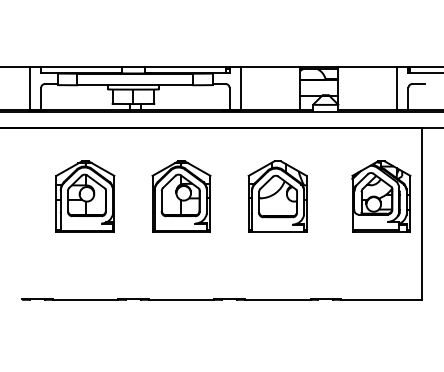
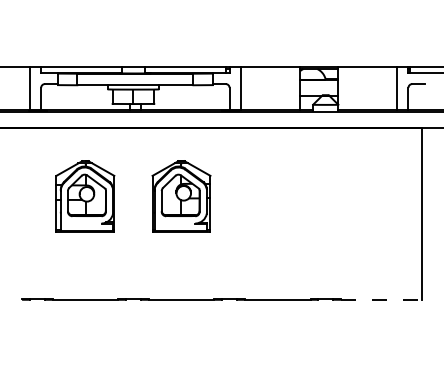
part: present -> none (277, 196)
part: present -> none (381, 196)
line: solid -> dashed (381, 299)
